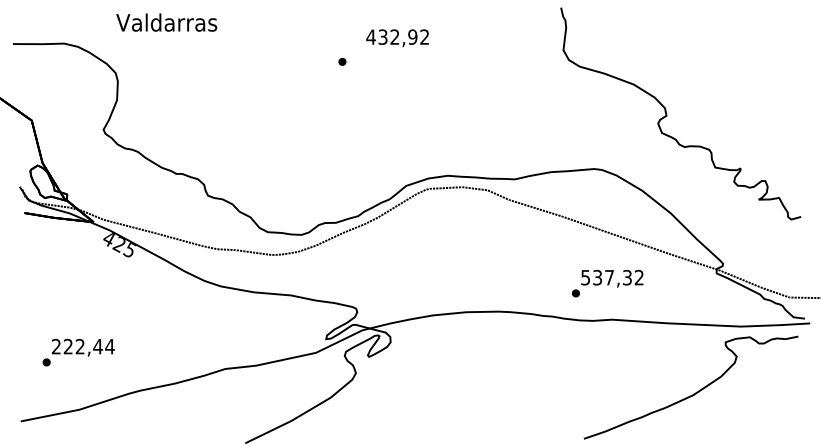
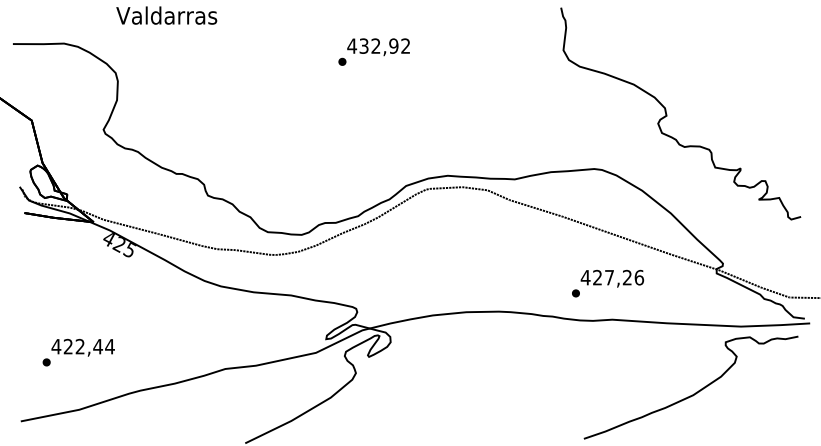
text position: (166, 22) -> (166, 15) (166, 15)
text position: (397, 38) -> (378, 47) (378, 47)
text: 537,32 -> 427,26 (612, 277)
text: 222,44 -> 422,44 (56, 346)
